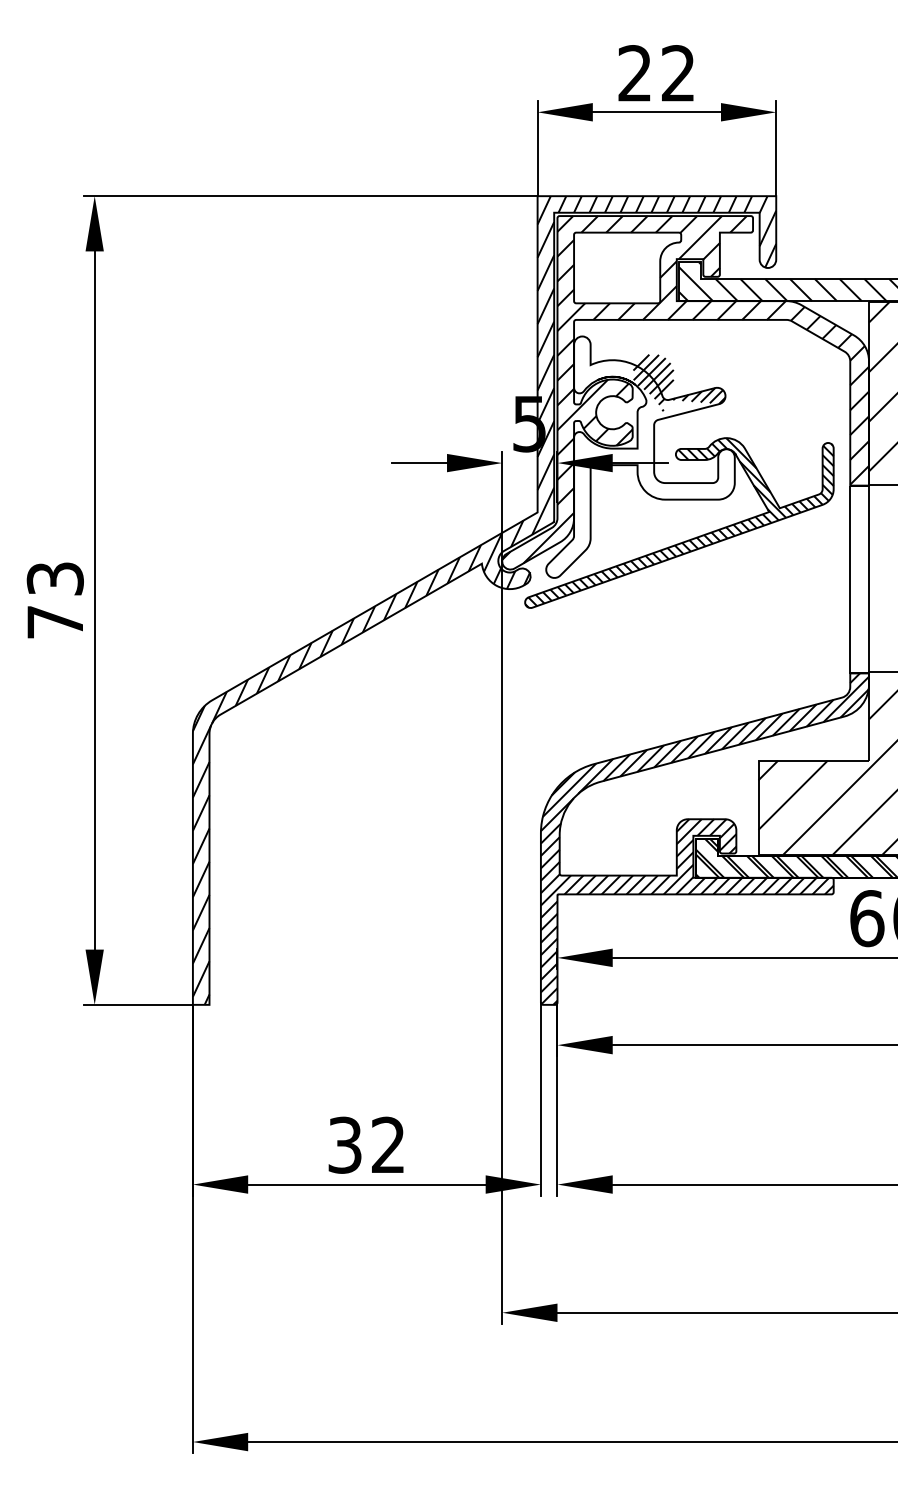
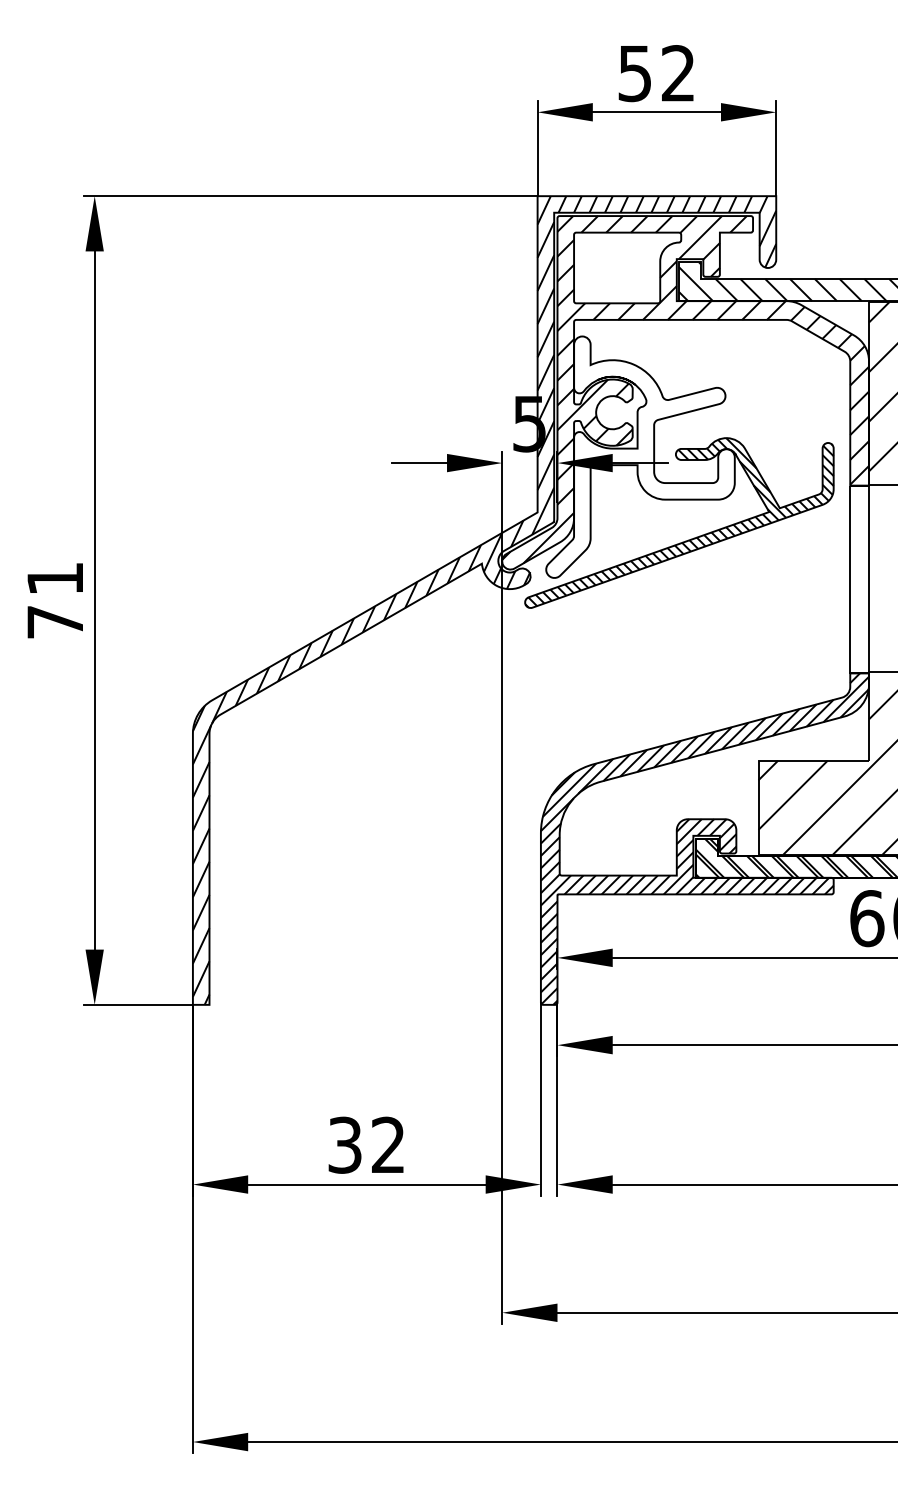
text: 22 -> 52 (634, 73)
hatch: present -> none (679, 382)
text: 73 -> 71 (54, 578)
